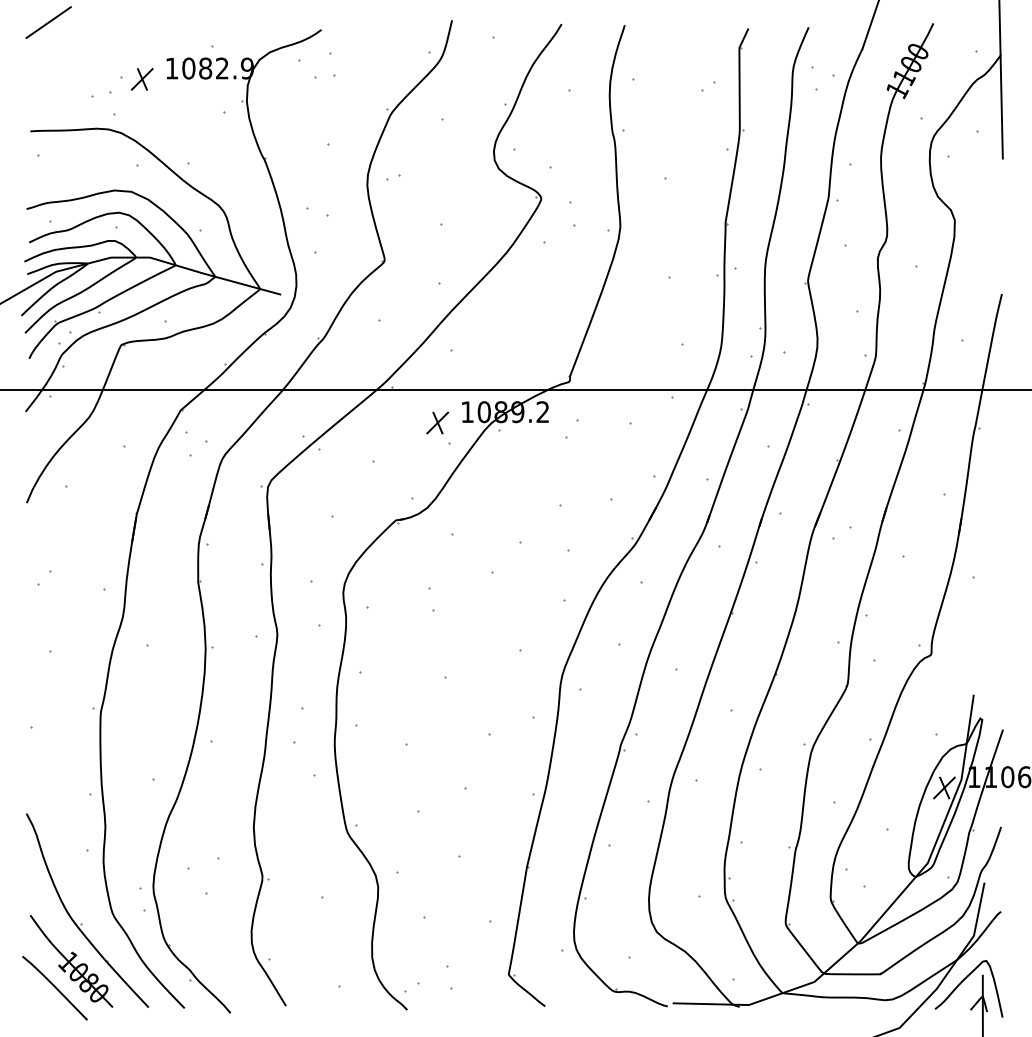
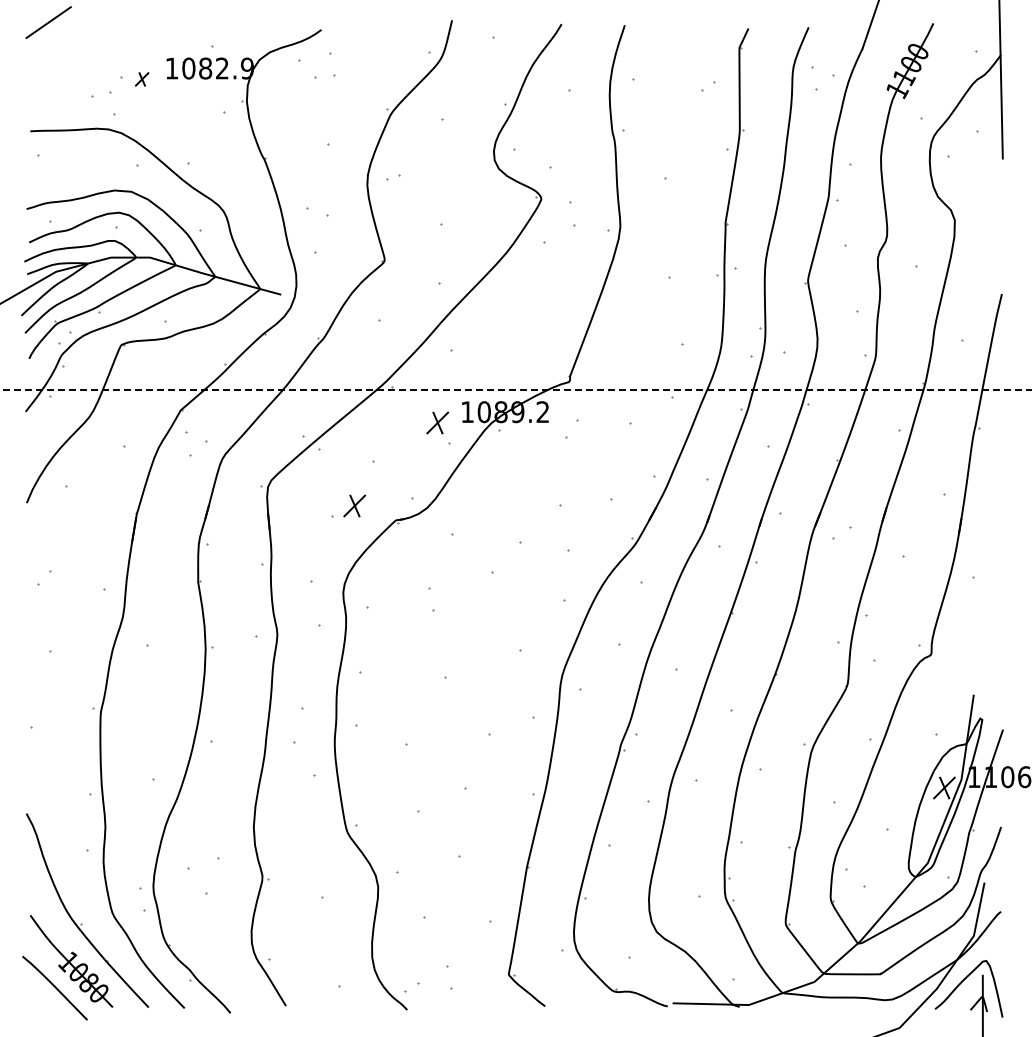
part size: 24x23 px -> 16x15 px (141, 79)
line: solid -> dashed (515, 390)
part: none -> present (354, 505)
